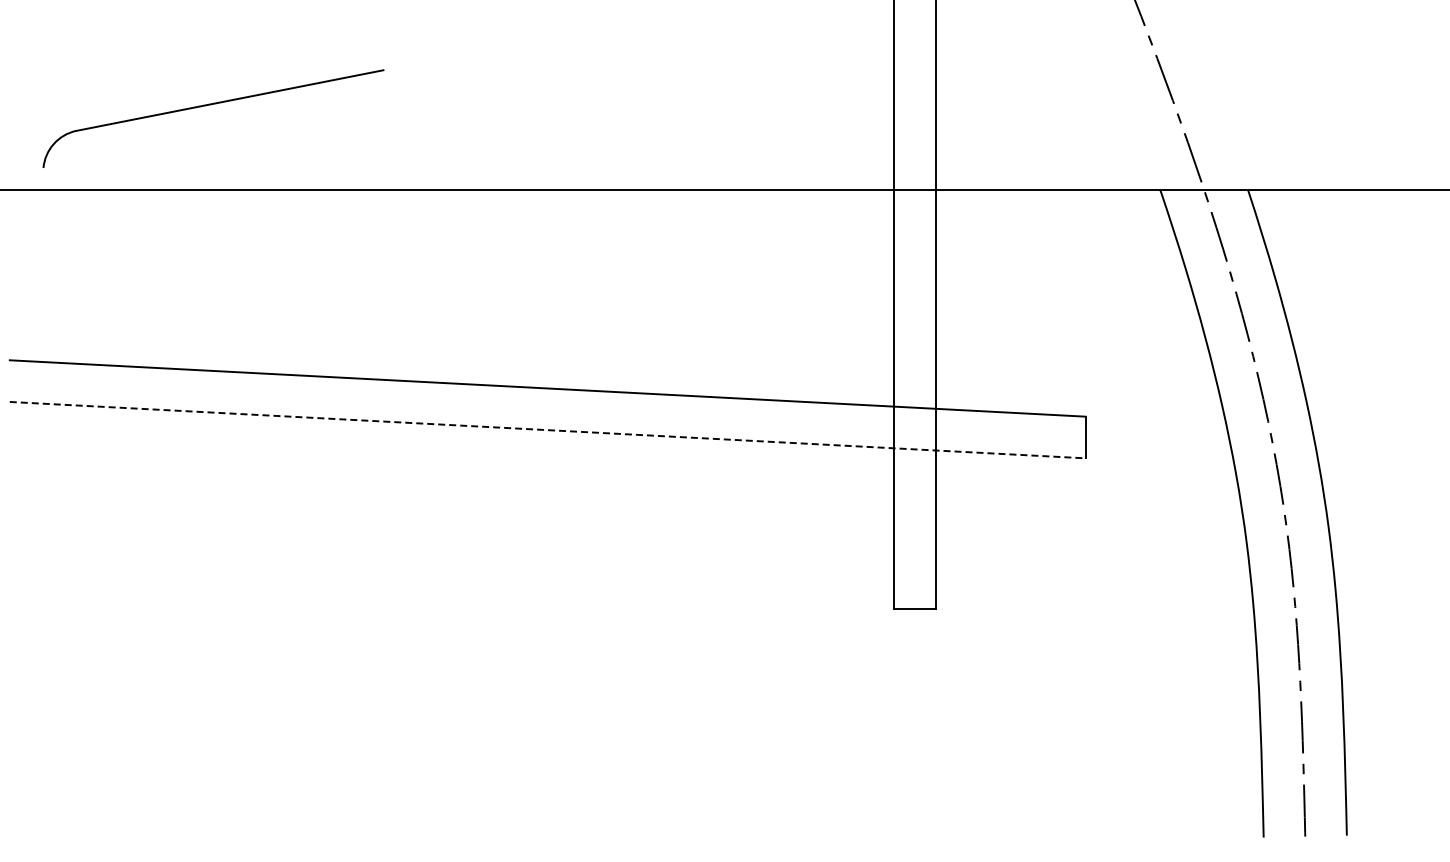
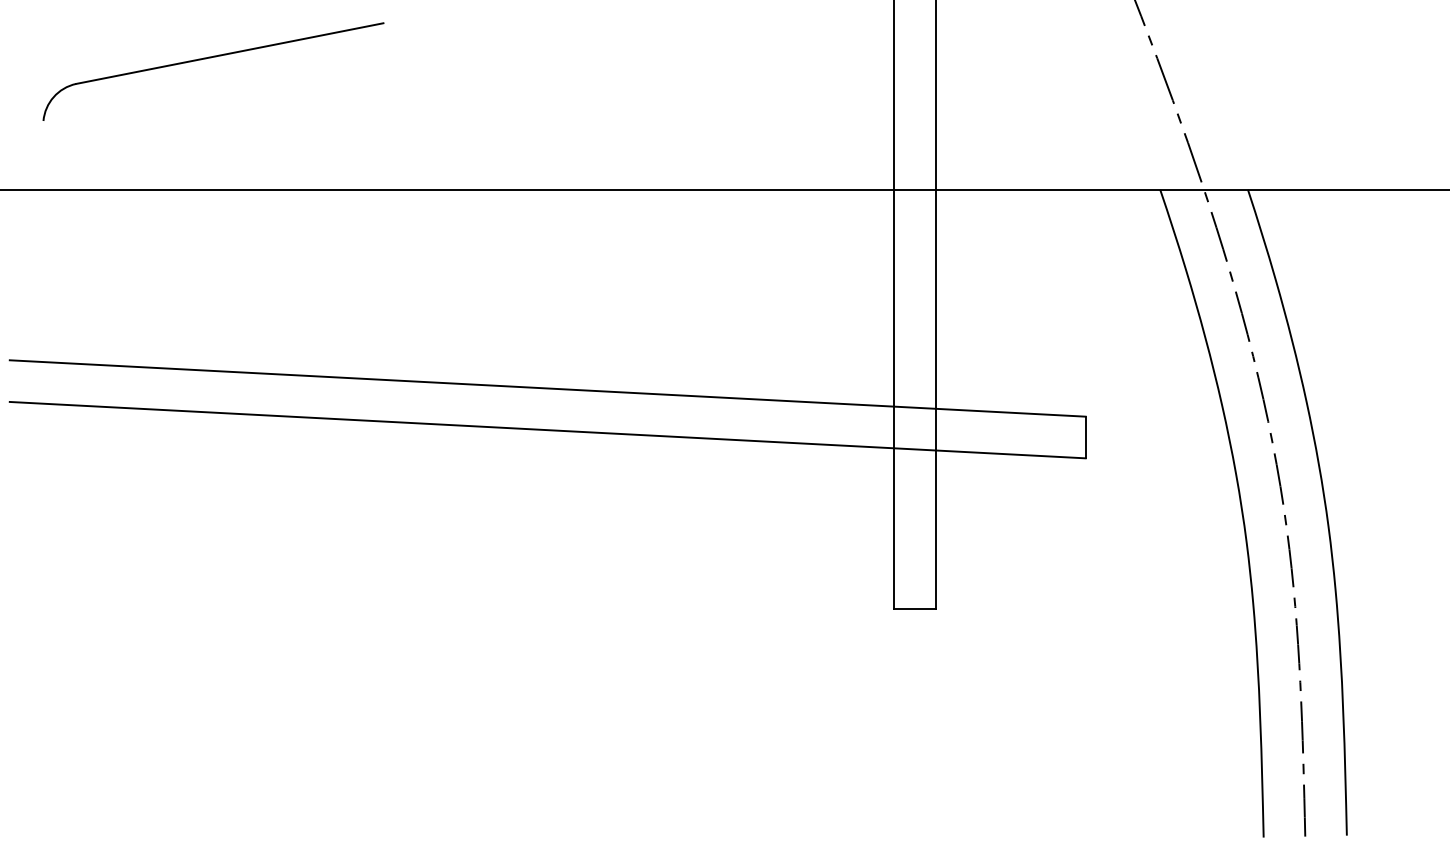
part position: (211, 105) -> (211, 58) (211, 58)
line: dashed -> solid (547, 430)
